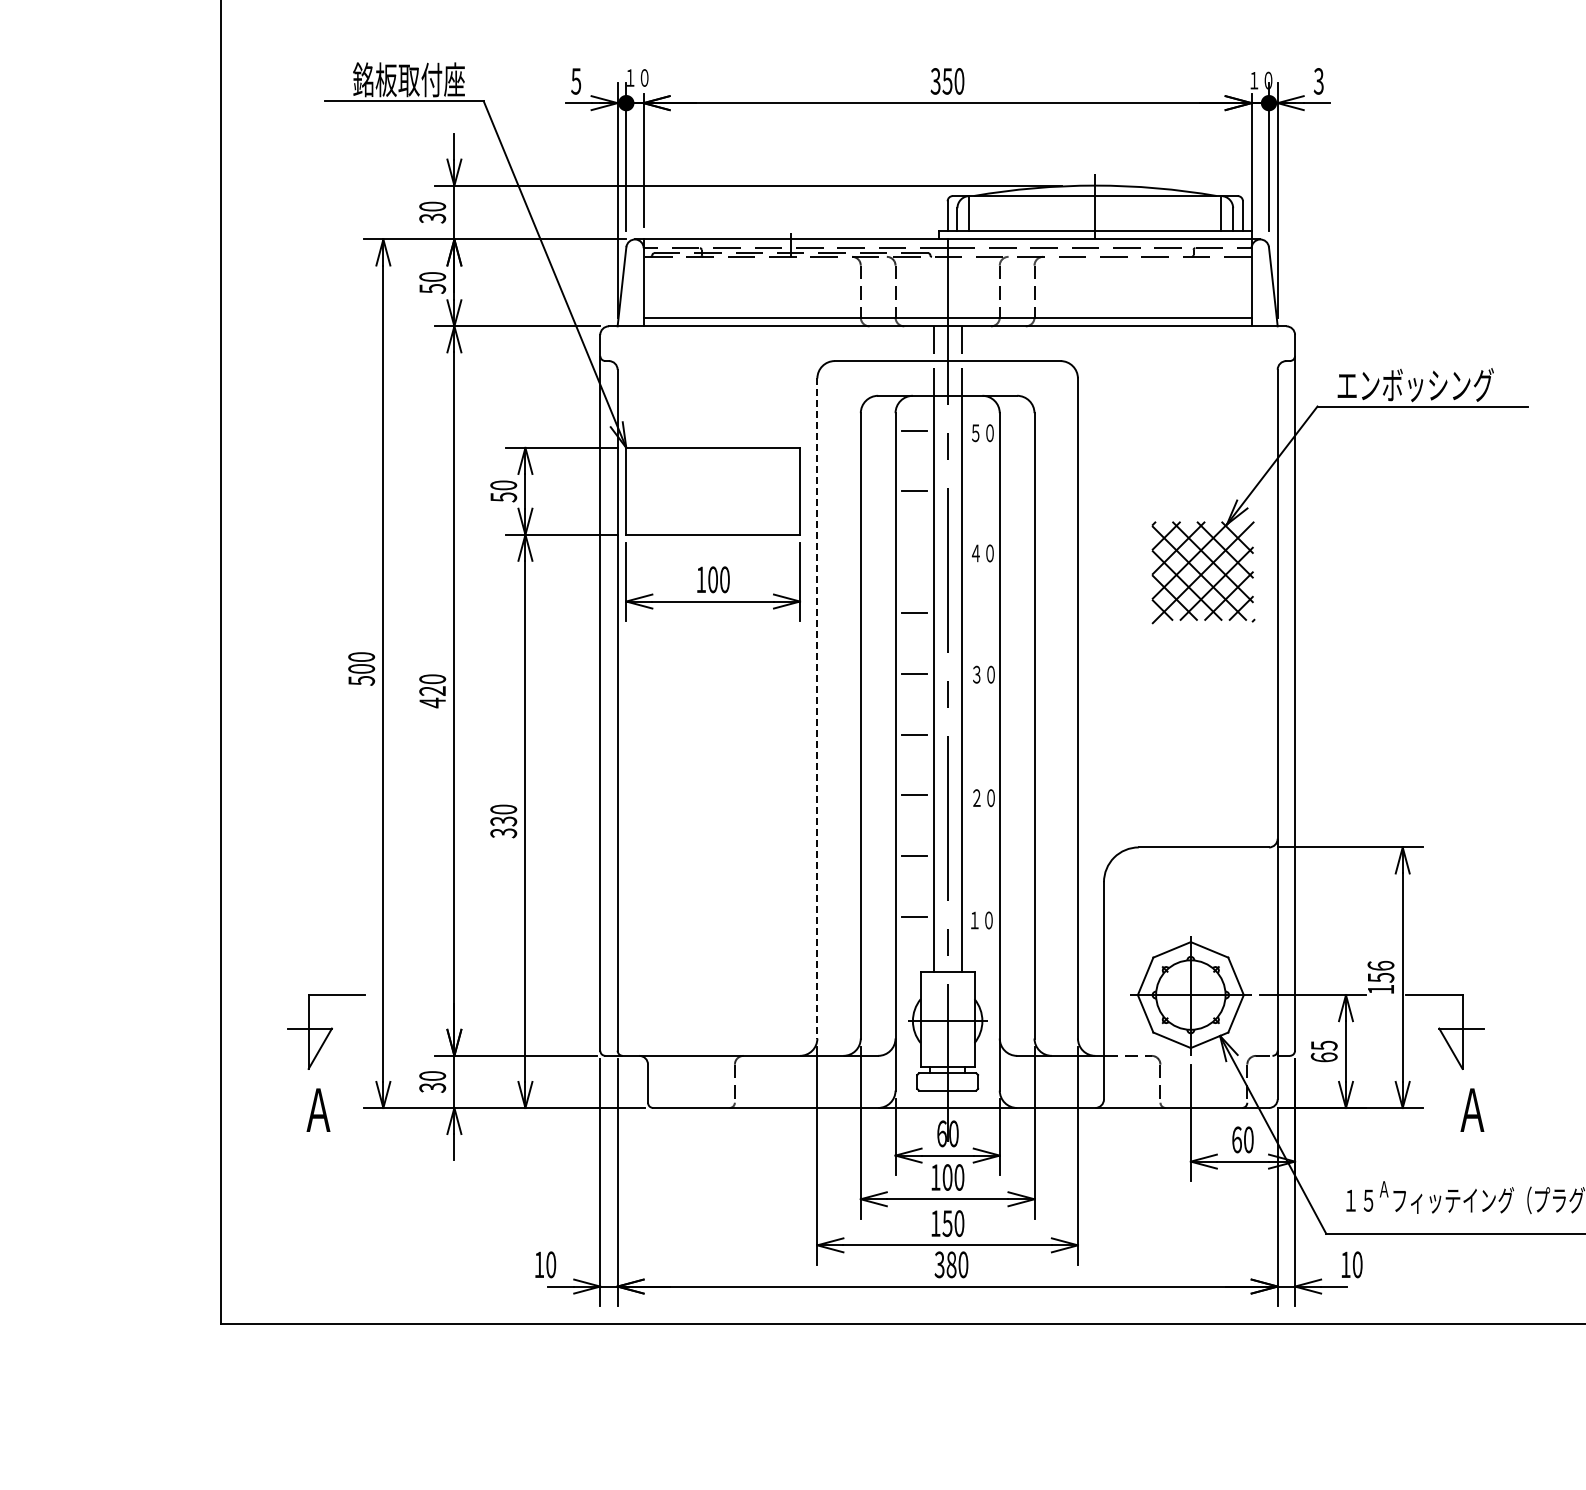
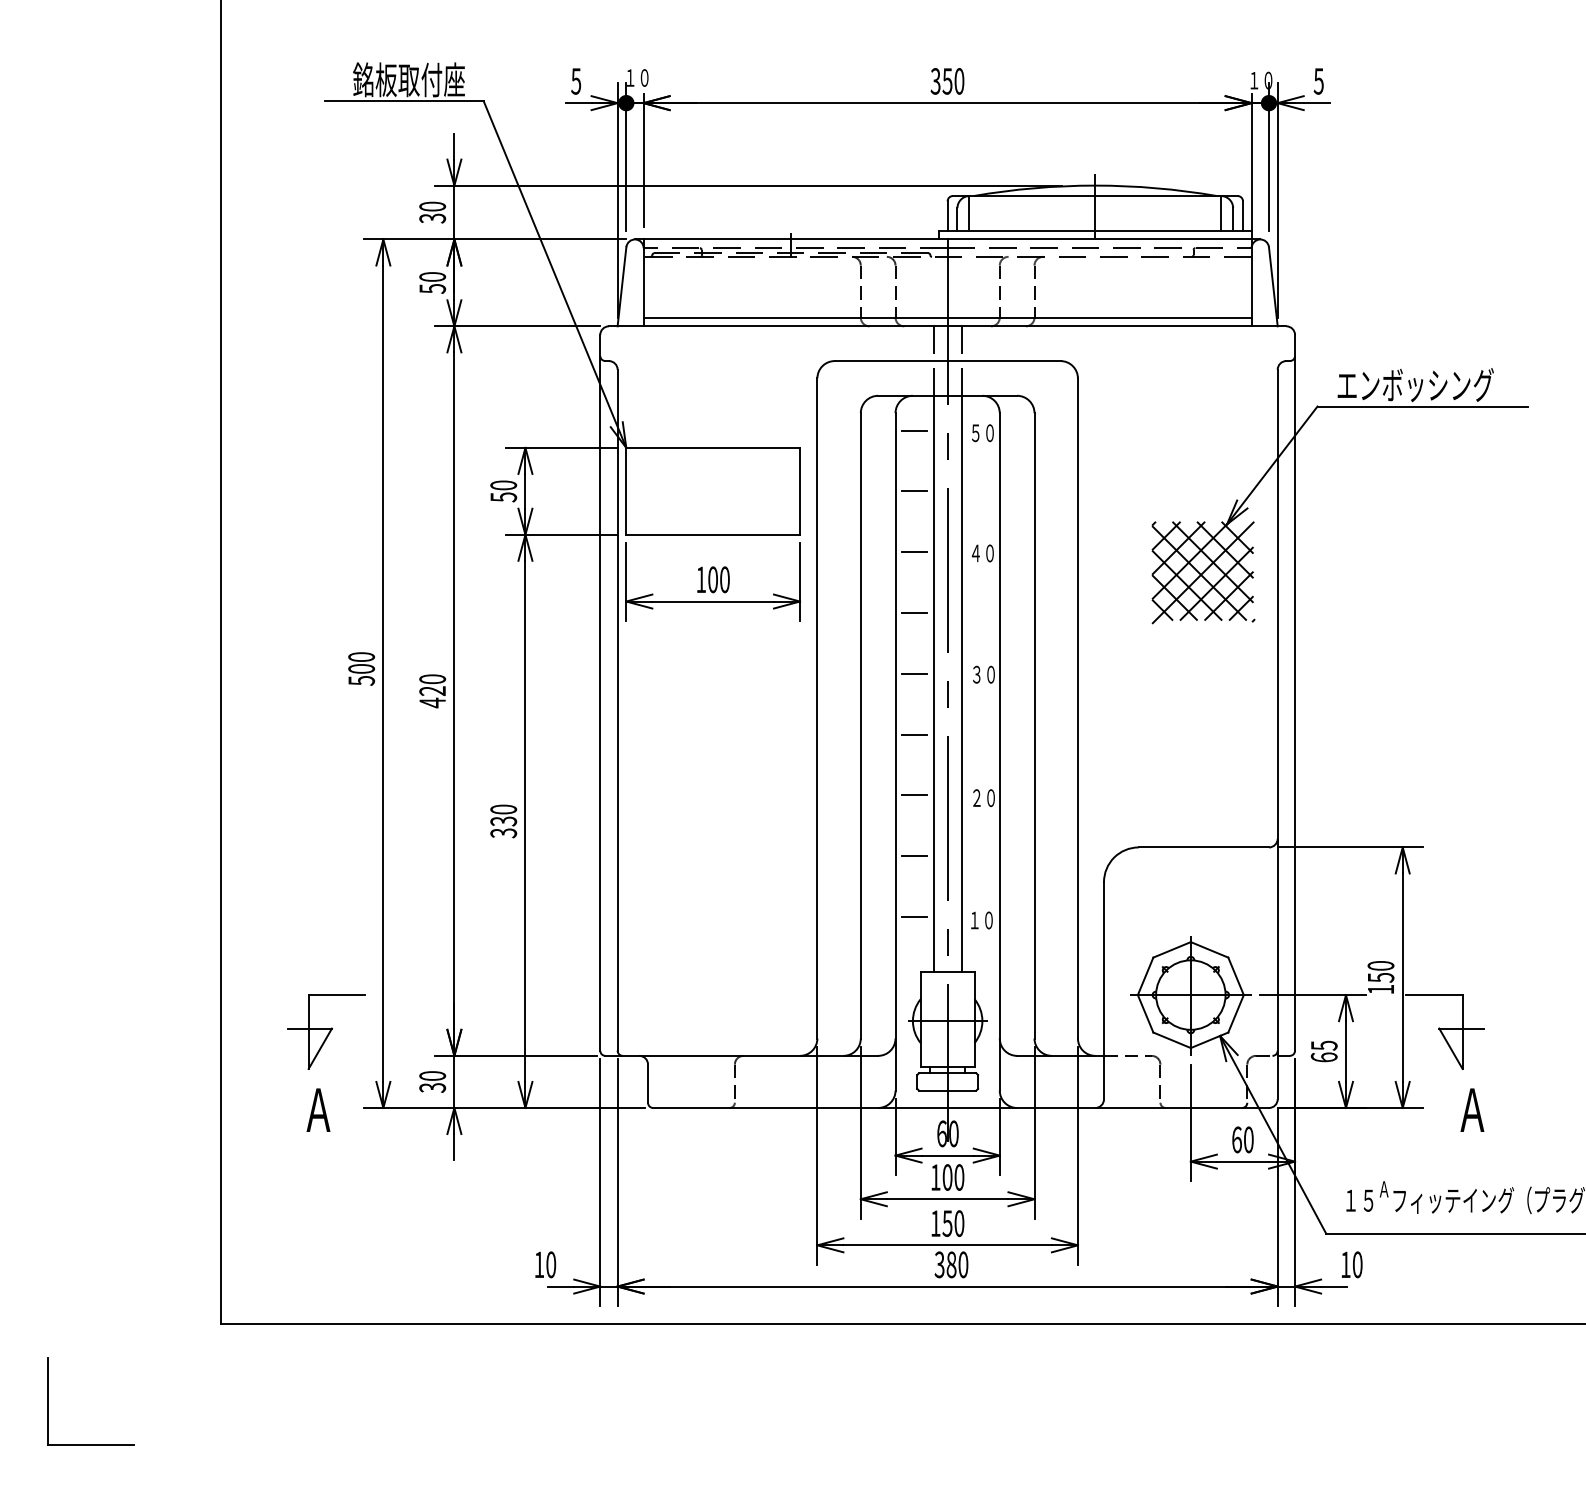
text: 3 -> 5 (1318, 81)
line: none -> present (914, 552)
line: dashed -> solid (817, 708)
text: 156 -> 150 (1380, 965)
part: none -> present (48, 1401)
